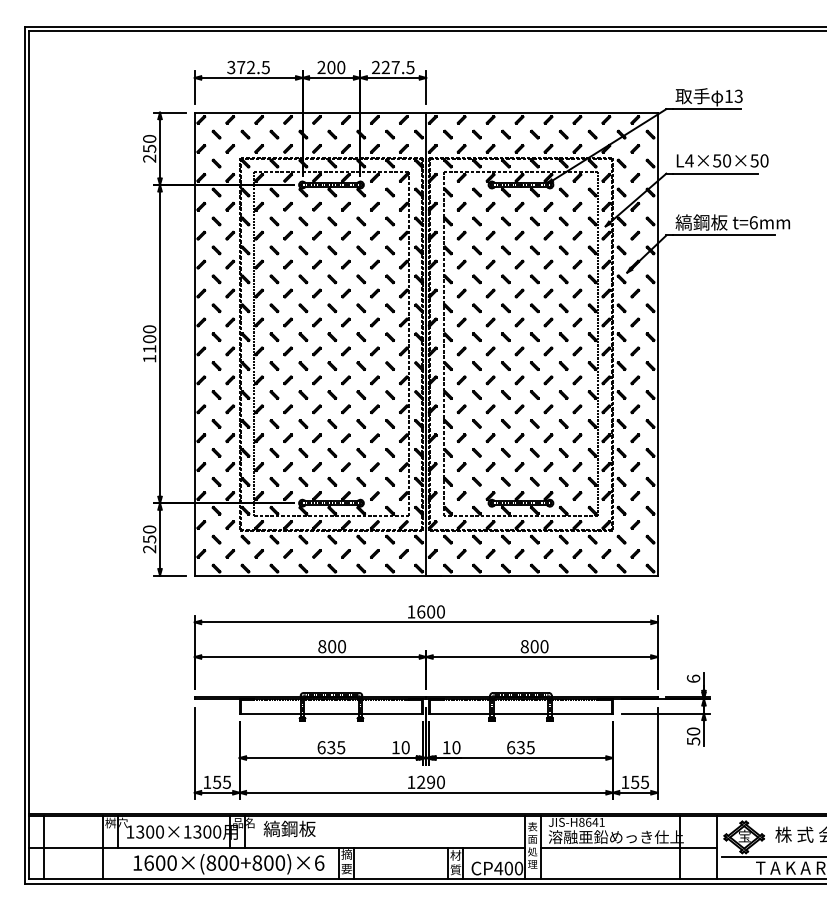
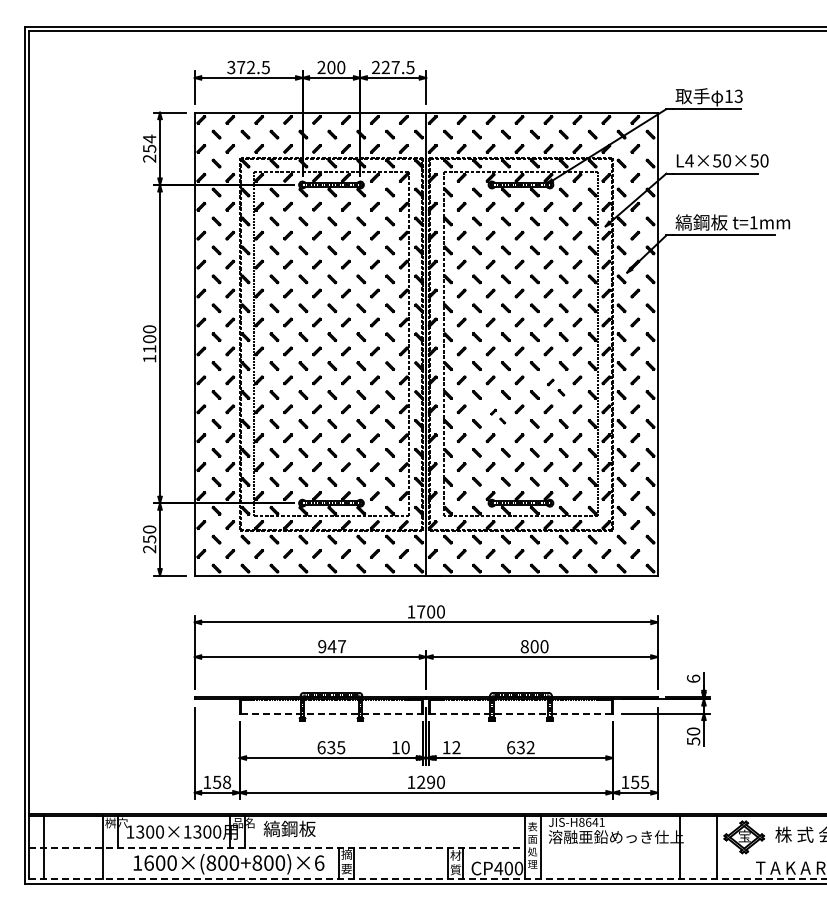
text: 250 -> 254 (149, 138)
text: t=6mm -> t=1mm (753, 222)
part size: 26x25 px -> 19x19 px (556, 387)
part size: 26x25 px -> 17x17 px (498, 416)
text: 1600 -> 1700 (421, 611)
text: 800 -> 947 (332, 646)
line: solid -> dashed (331, 713)
line: solid -> dashed (520, 713)
text: 10 -> 12 (456, 747)
text: 635 -> 632 (530, 747)
text: 155 -> 158 (226, 781)
line: solid -> dashed (277, 847)
line: present -> none (628, 847)
line: present -> none (772, 856)
line: solid -> dashed (427, 879)
